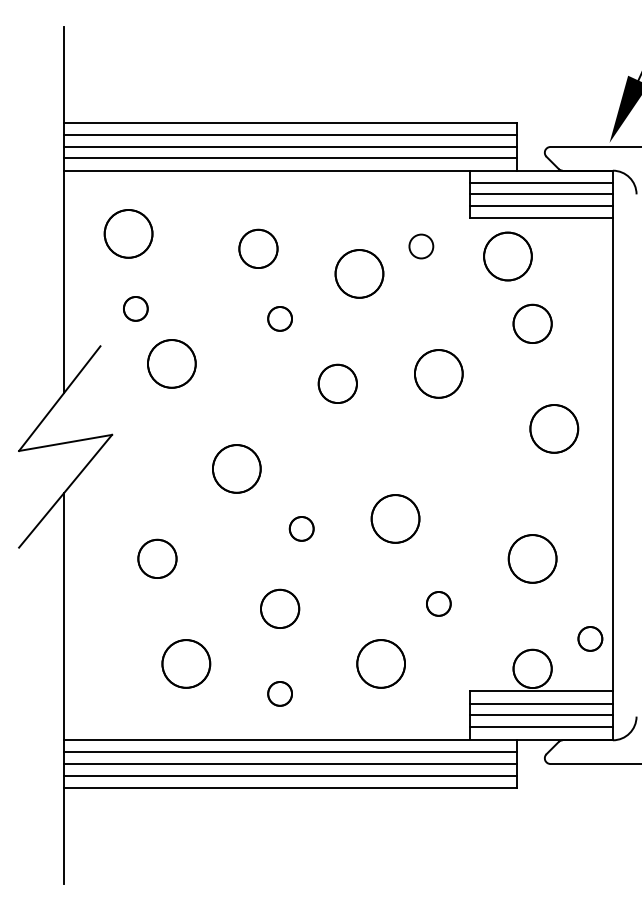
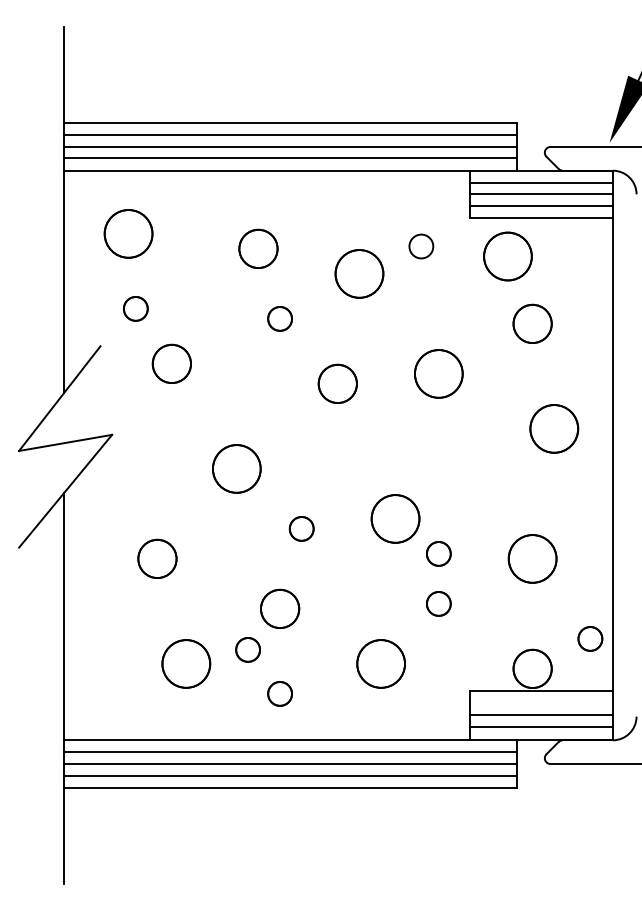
circle size: 50x50 px -> 41x41 px (171, 363)
circle: none -> present (438, 553)
circle: none -> present (247, 649)
line: present -> none (540, 703)
